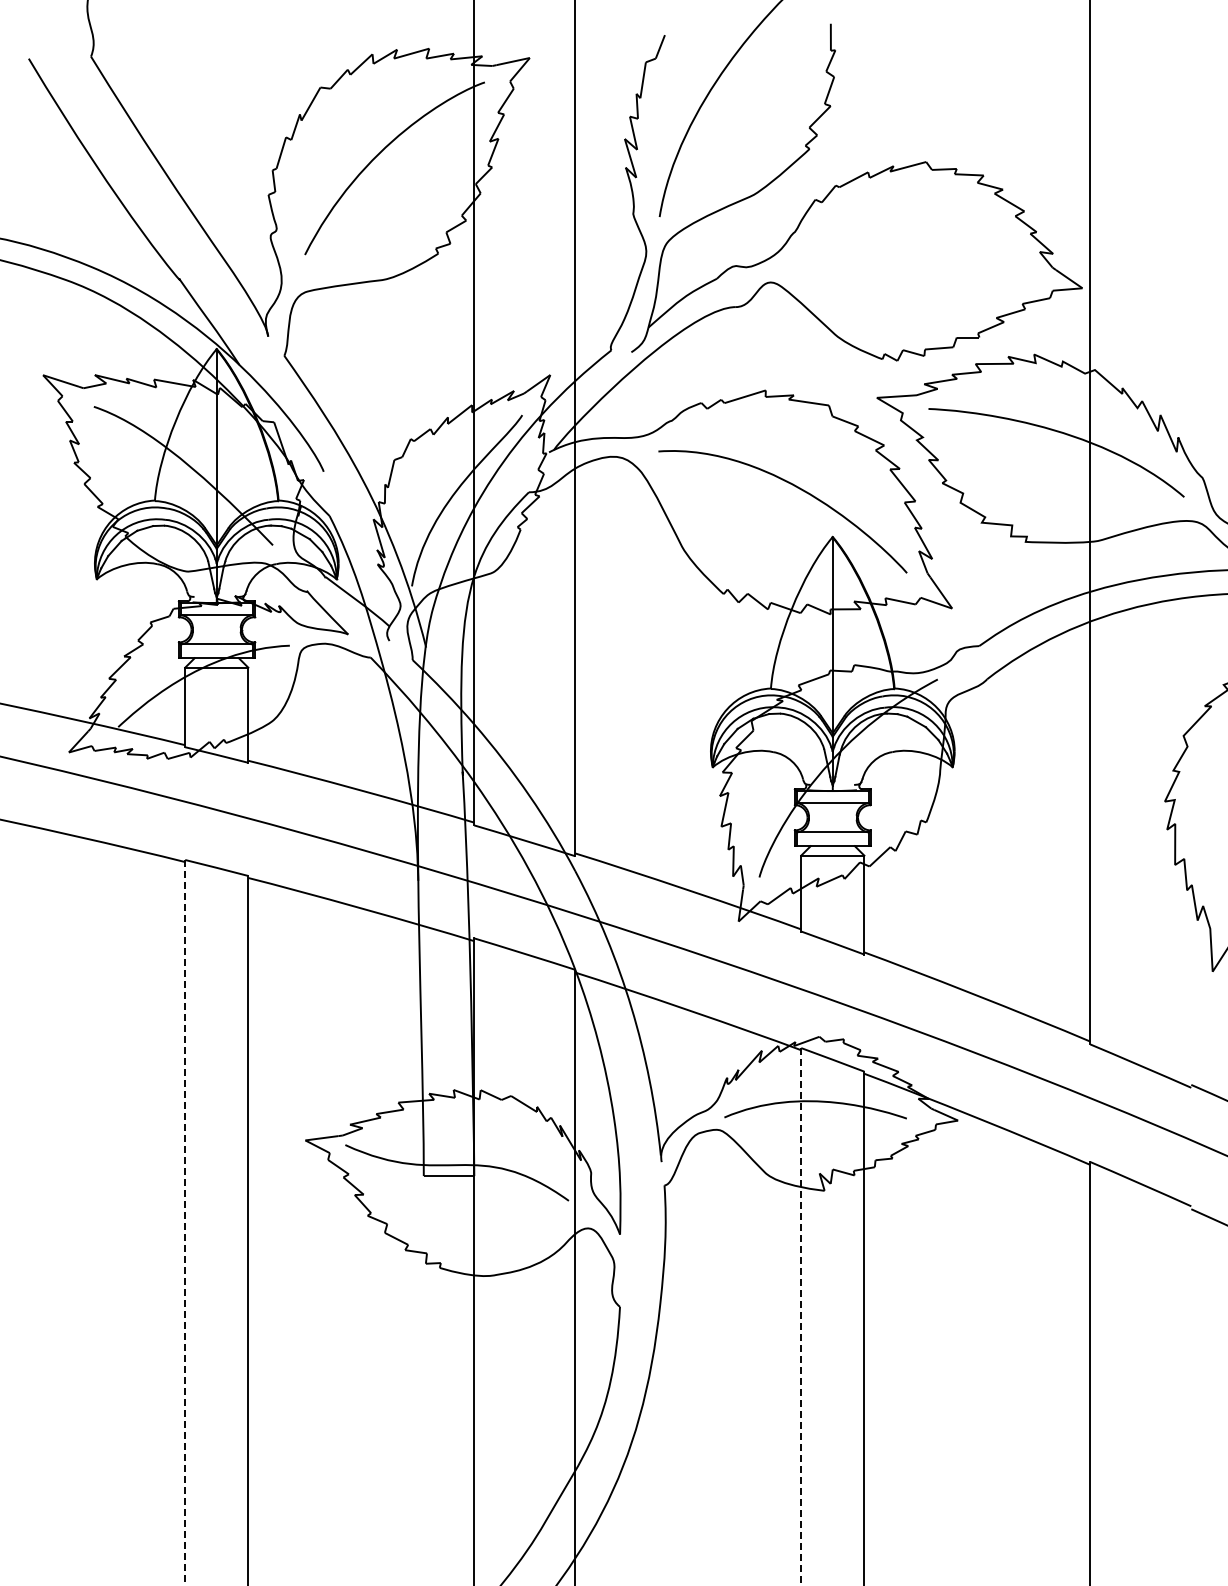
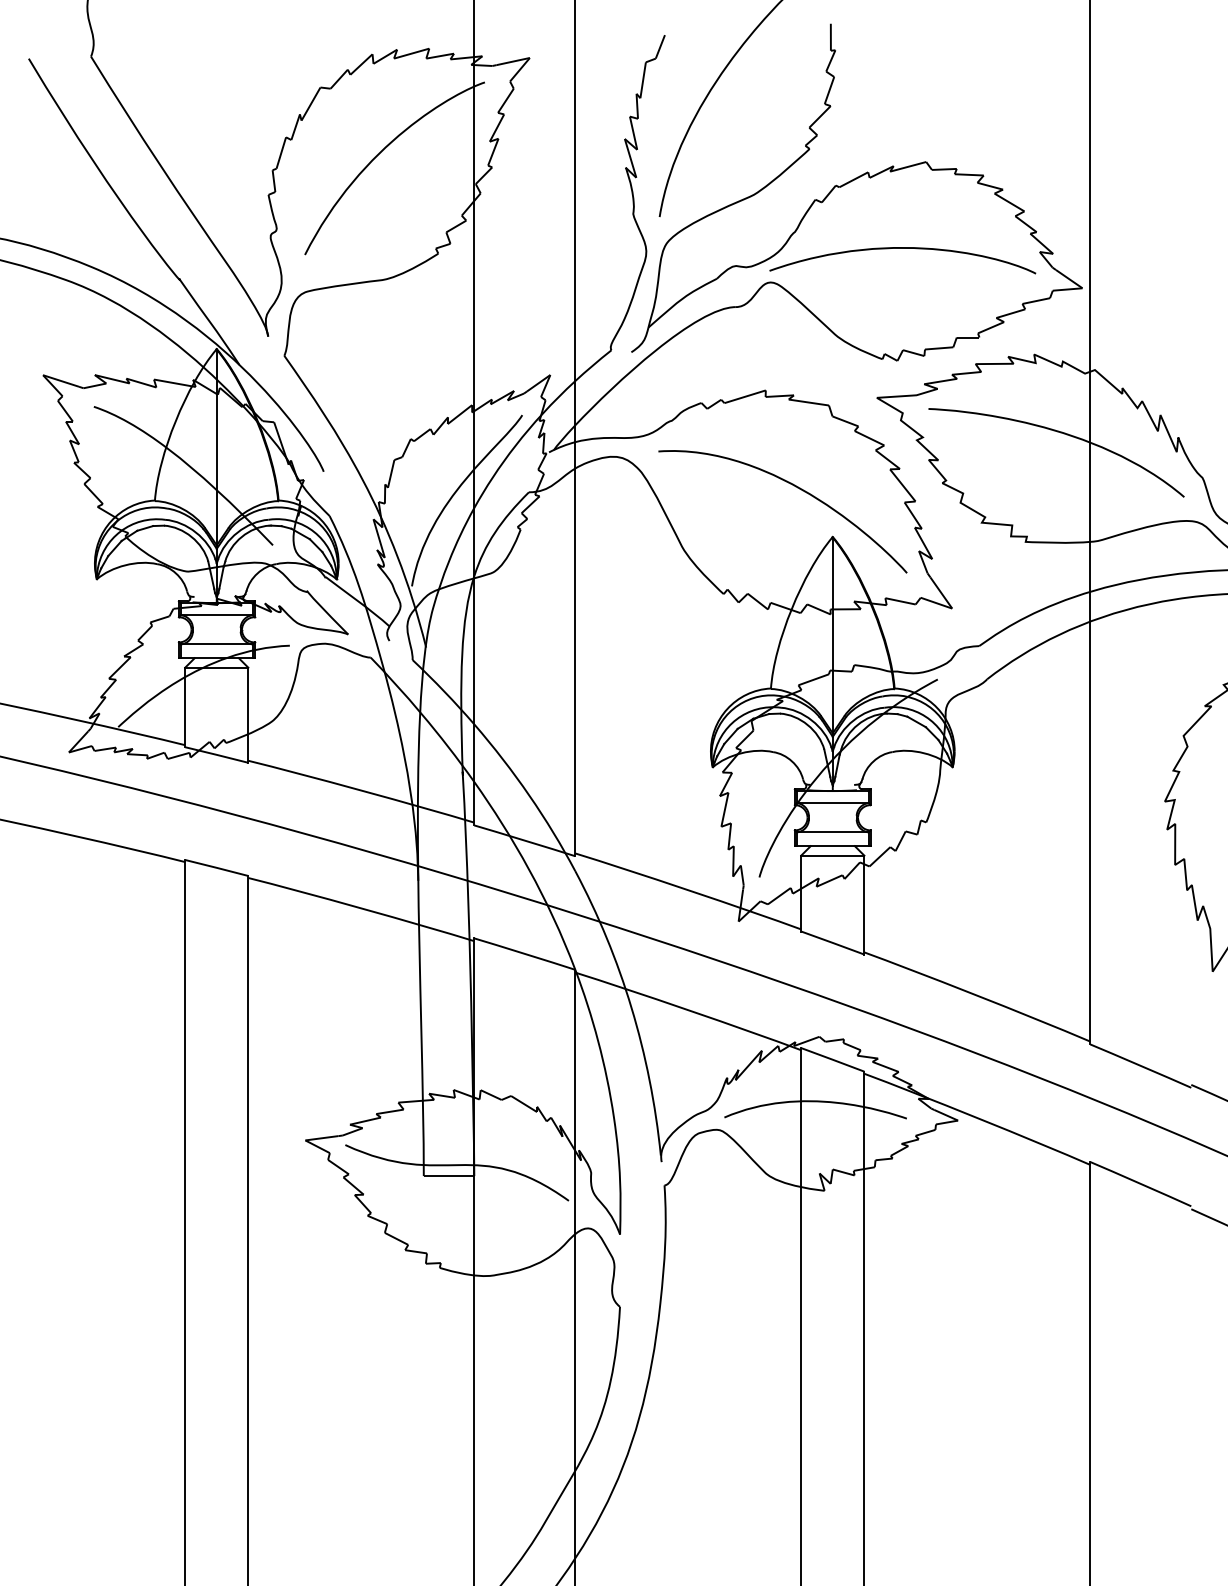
curve: none -> present (902, 248)
line: dashed -> solid (185, 1222)
line: dashed -> solid (801, 1316)
